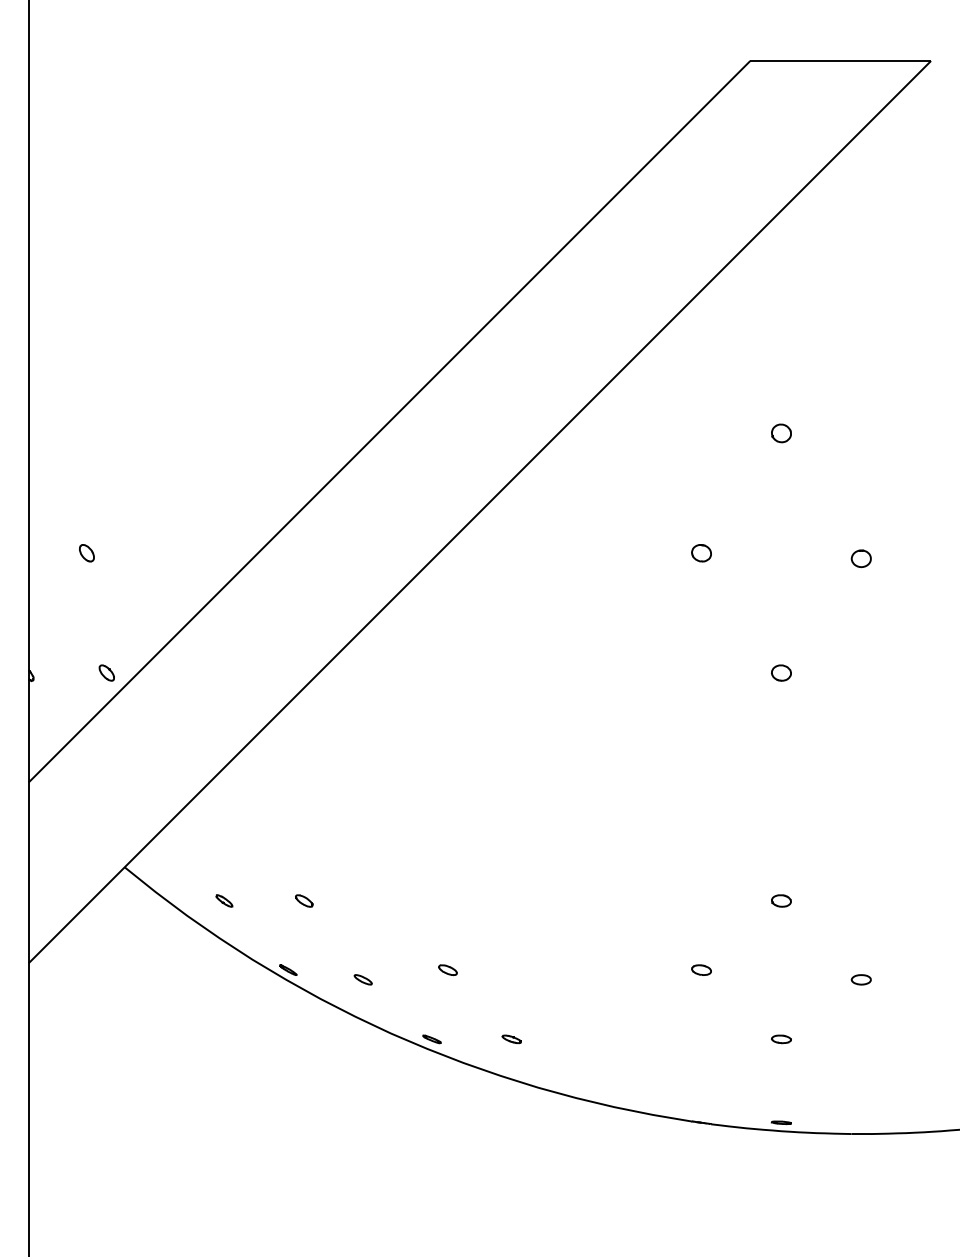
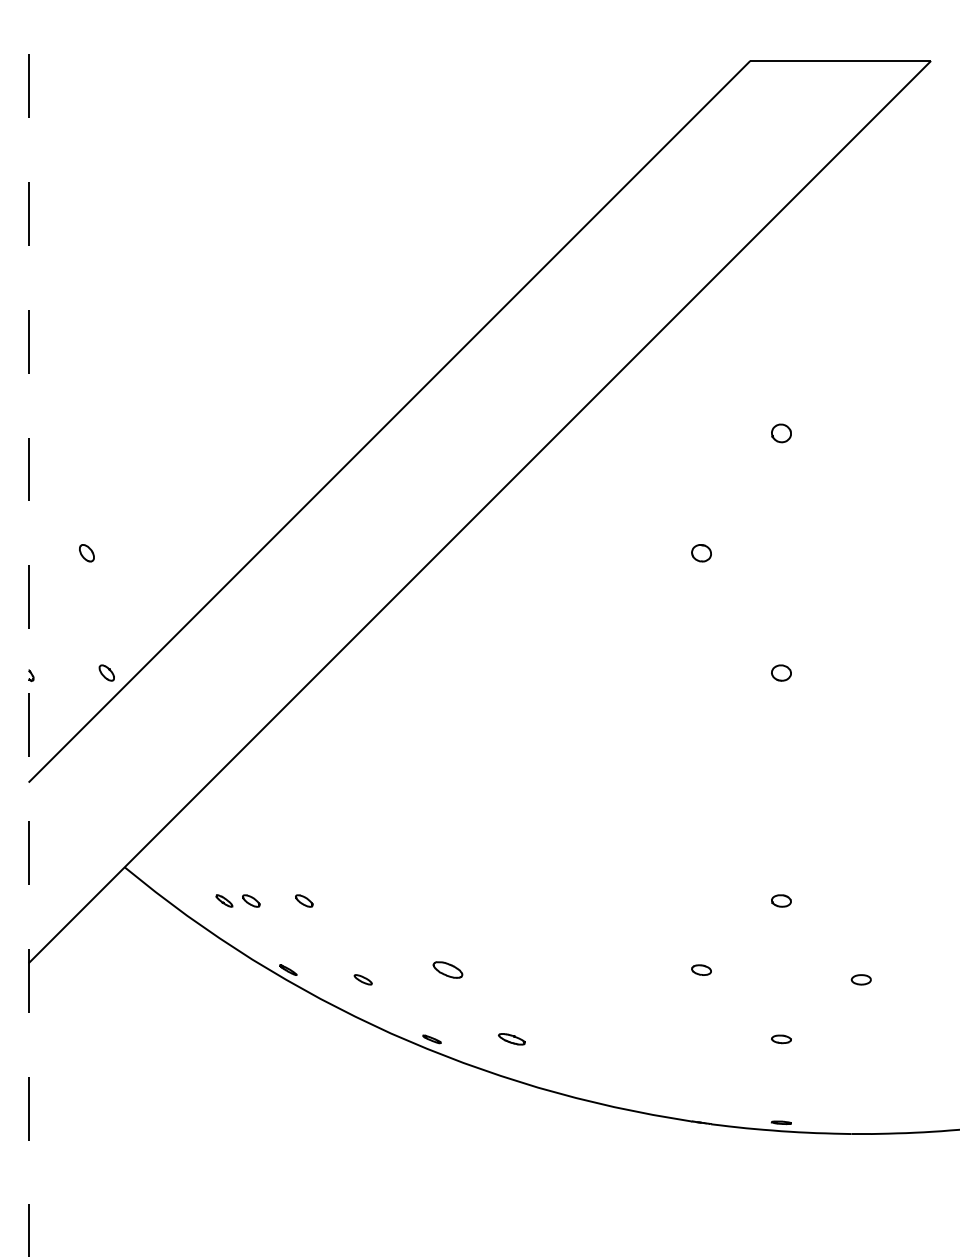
part: present -> none (860, 558)
line: solid -> dashed (28, 629)
part: none -> present (251, 900)
part size: 20x13 px -> 32x18 px (447, 969)
part size: 21x11 px -> 28x13 px (511, 1039)
